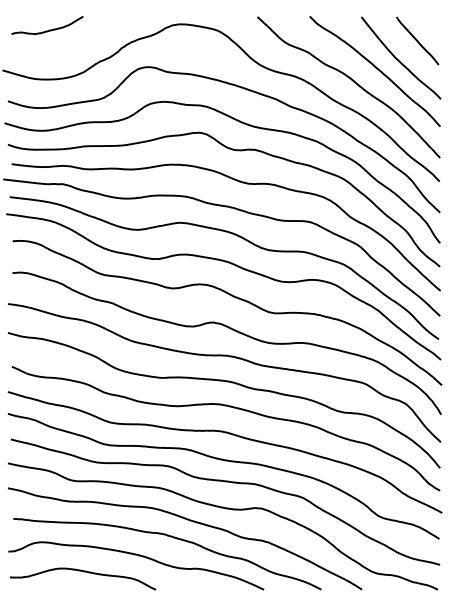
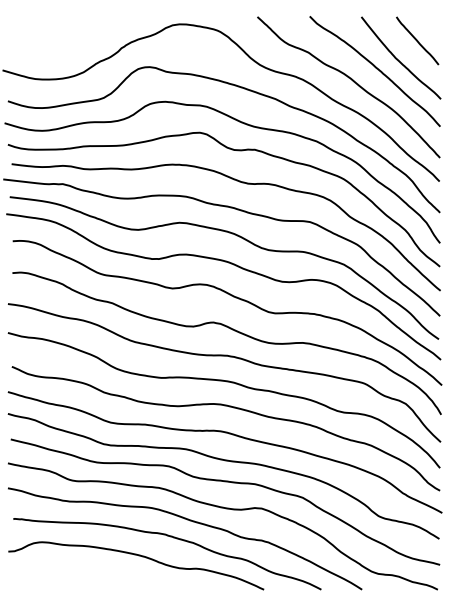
curve: present -> none (49, 29)
curve: present -> none (83, 572)
